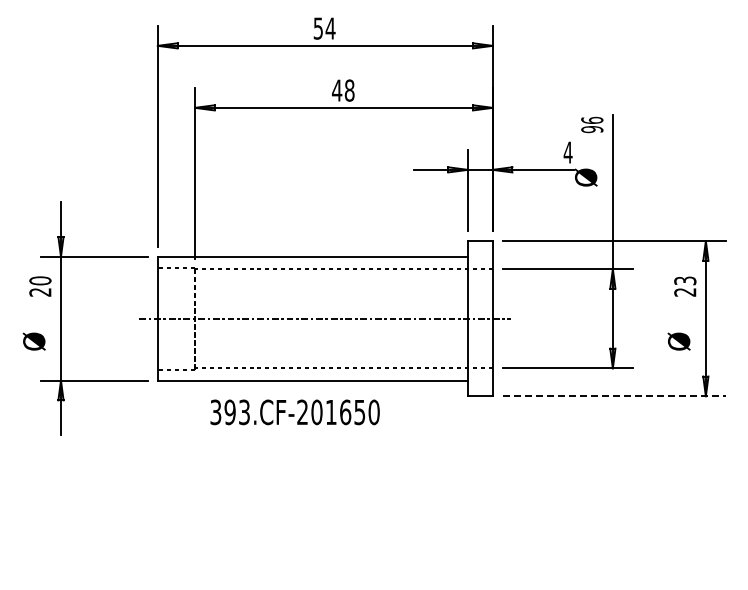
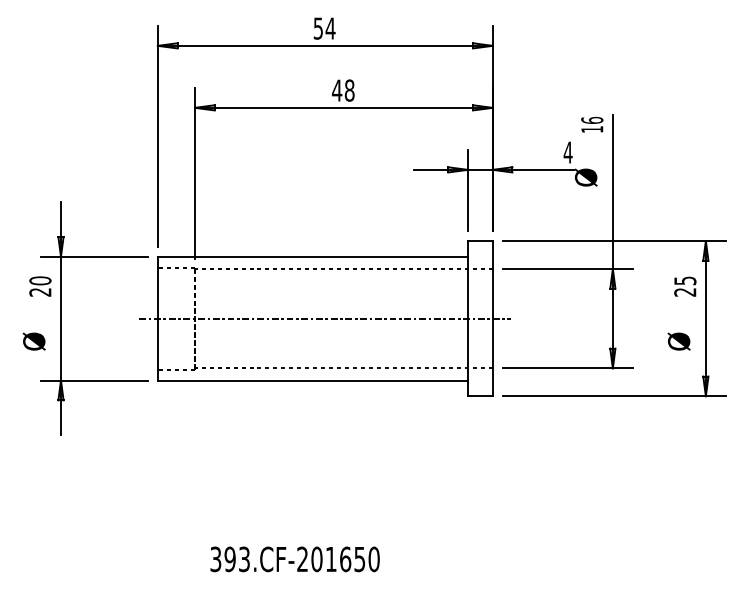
text: 96 -> 16 (592, 129)
text: 23 -> 25 (684, 280)
line: dashed -> solid (614, 396)
text position: (294, 412) -> (294, 559) (294, 559)
